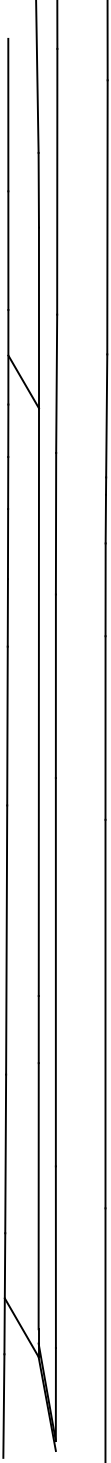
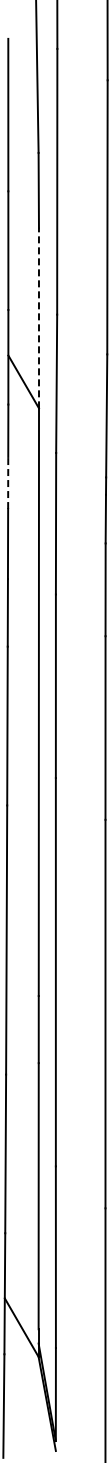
line: solid -> dashed (38, 317)
line: solid -> dashed (8, 482)
